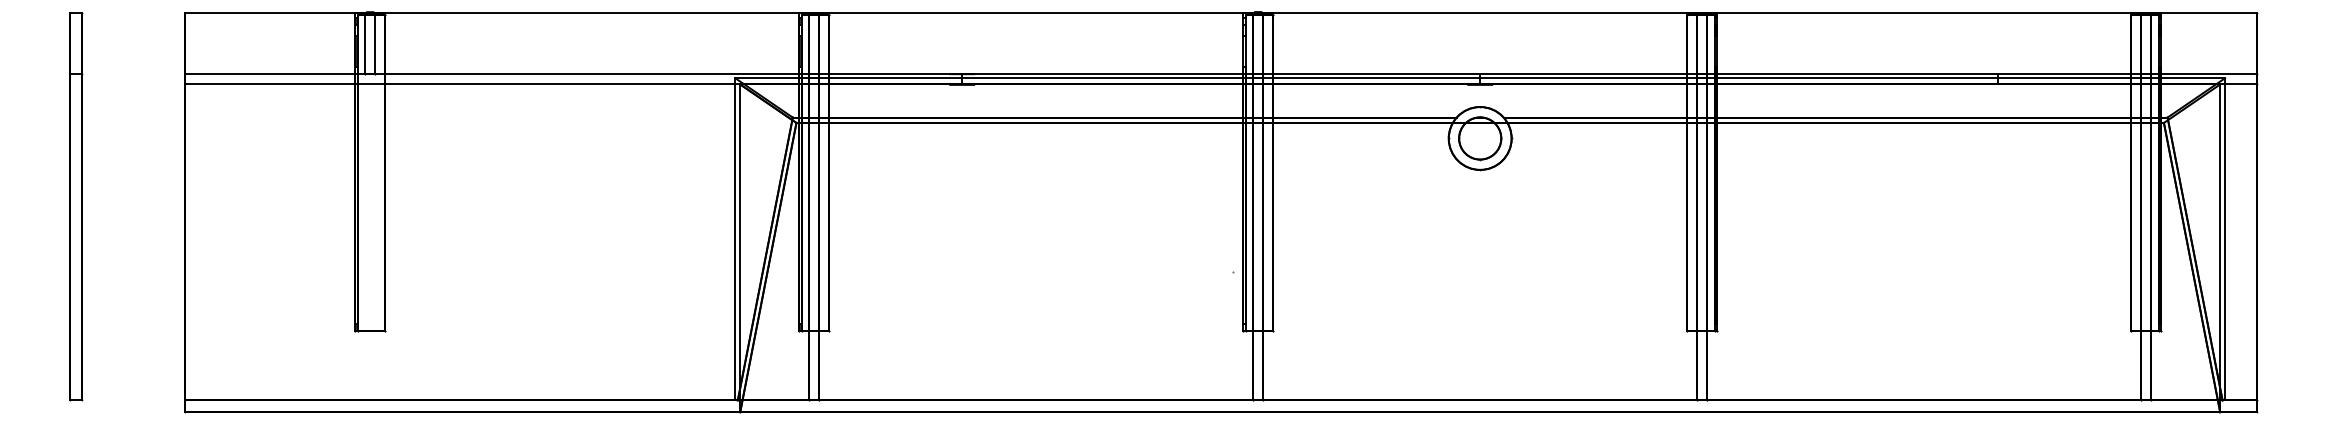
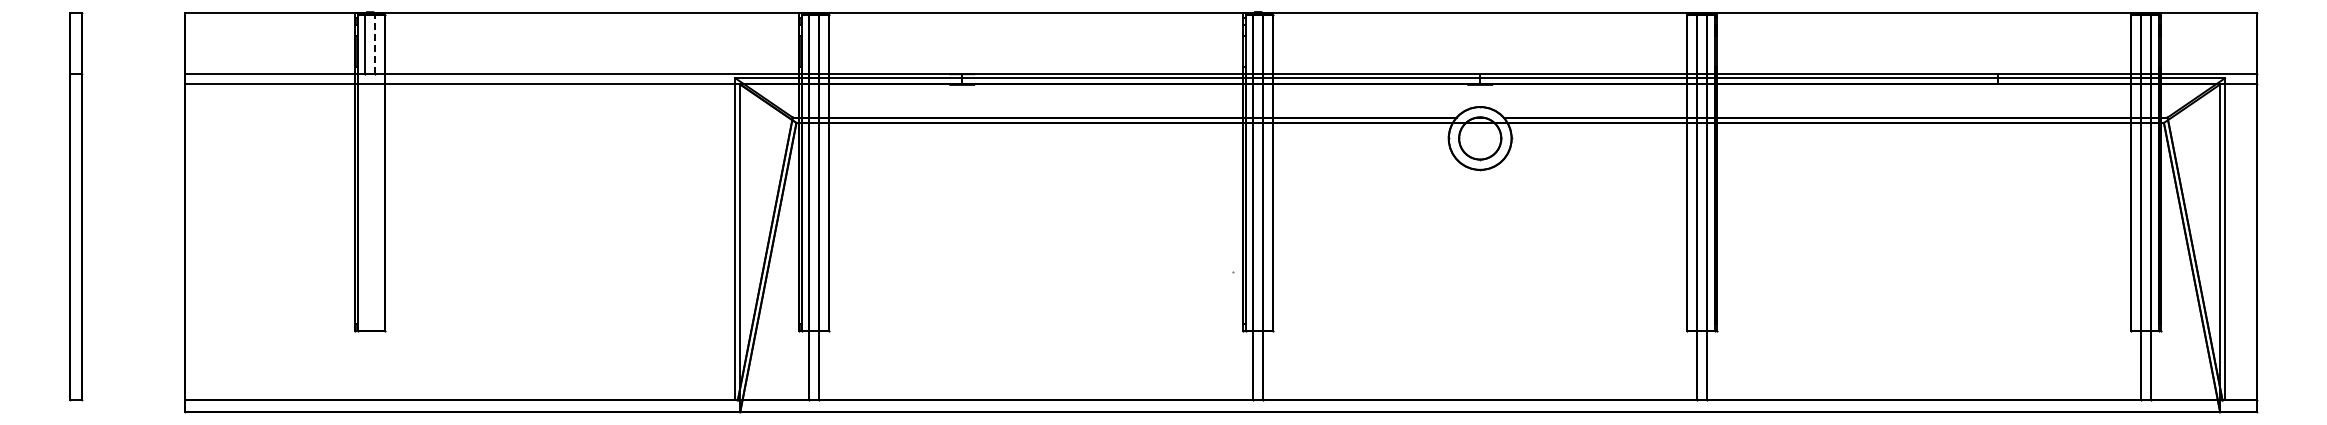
line: solid -> dashed (375, 43)
